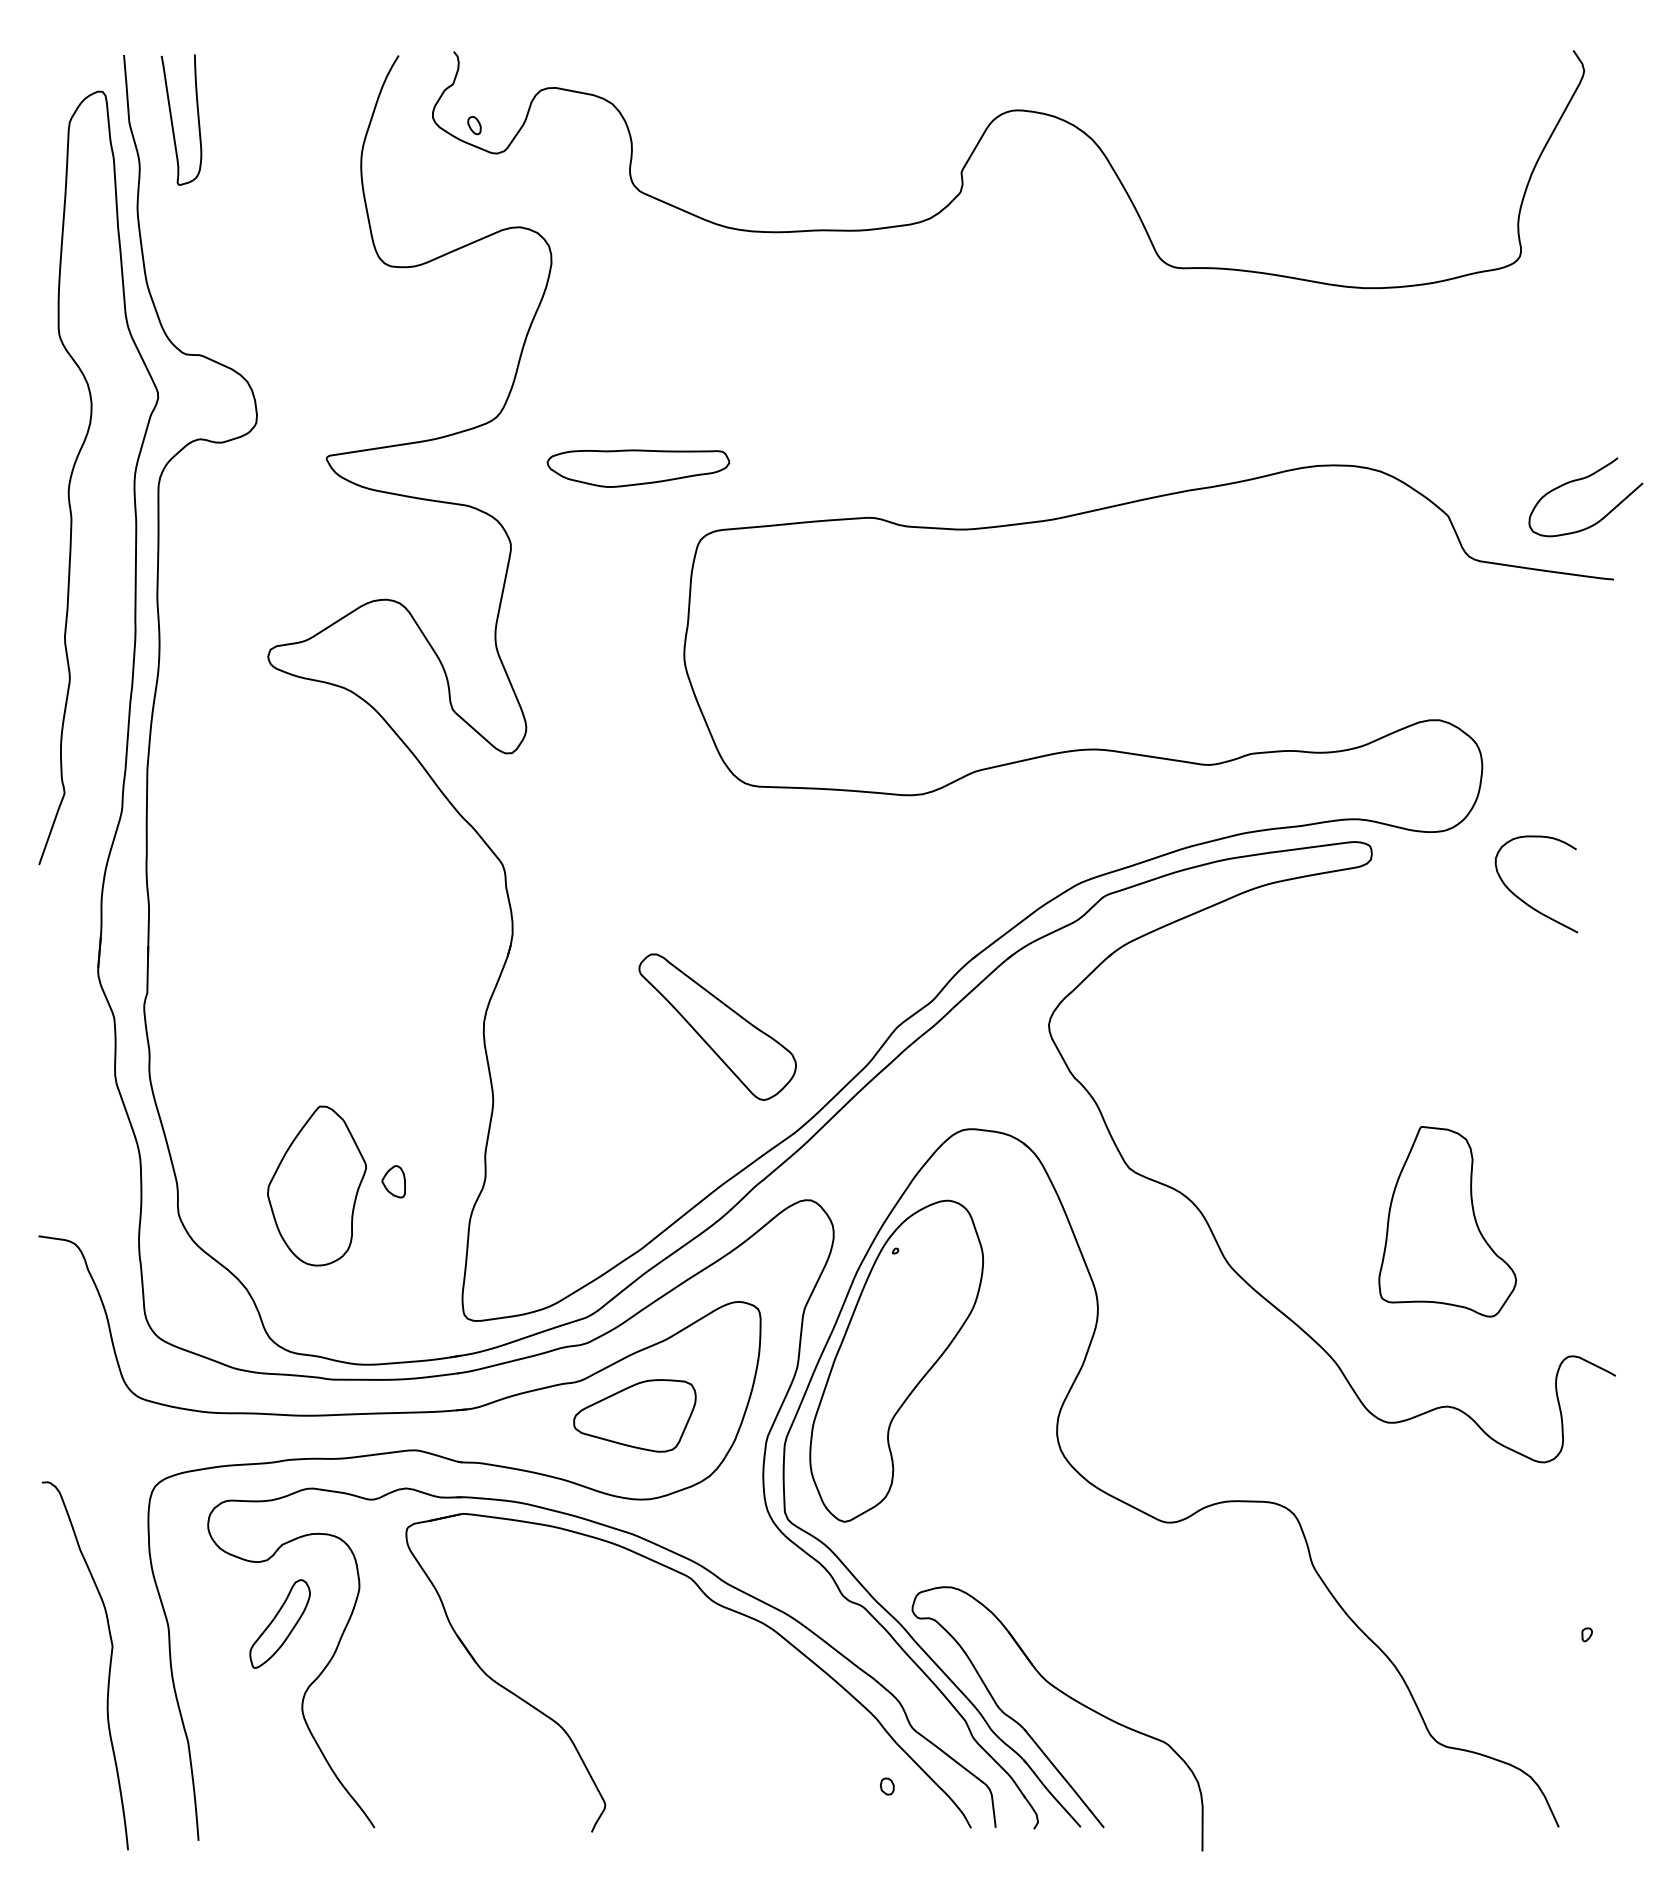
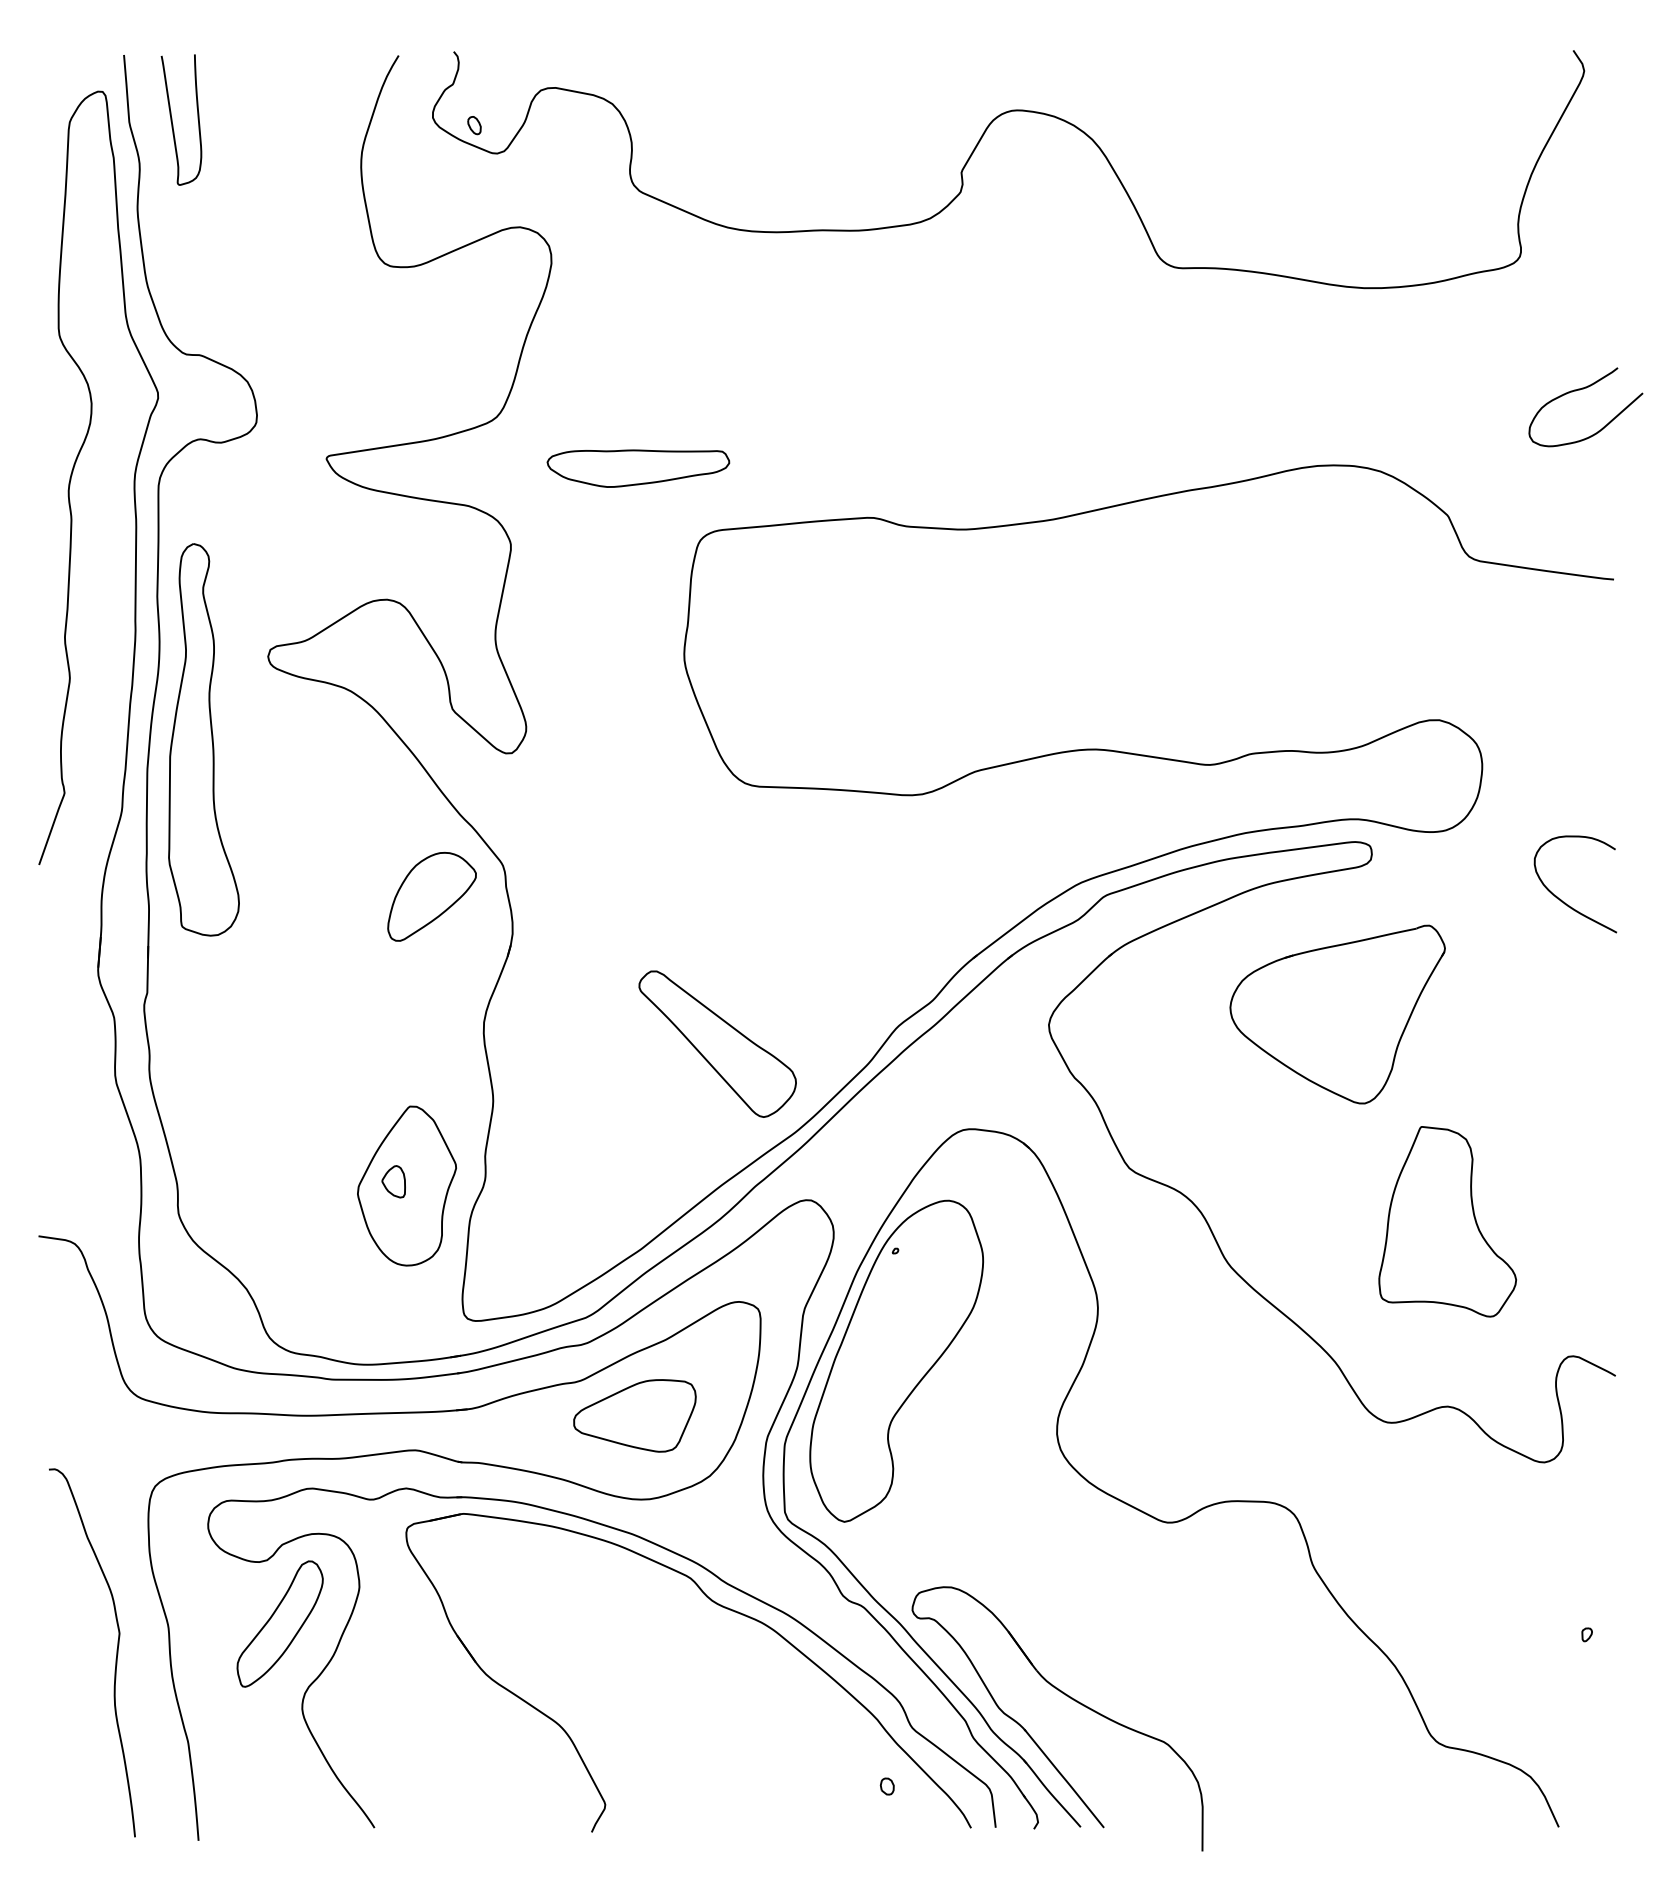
curve position: (1580, 480) -> (1580, 390) (1580, 390)
part: none -> present (203, 739)
part: none -> present (431, 896)
curve position: (1521, 898) -> (1560, 898) (1560, 898)
part: none -> present (1337, 1014)
part position: (717, 1026) -> (717, 1043) (717, 1043)
part position: (316, 1185) -> (406, 1185) (406, 1185)
part size: 62x90 px -> 88x128 px (279, 1623)
curve position: (108, 1671) -> (115, 1658) (115, 1658)
